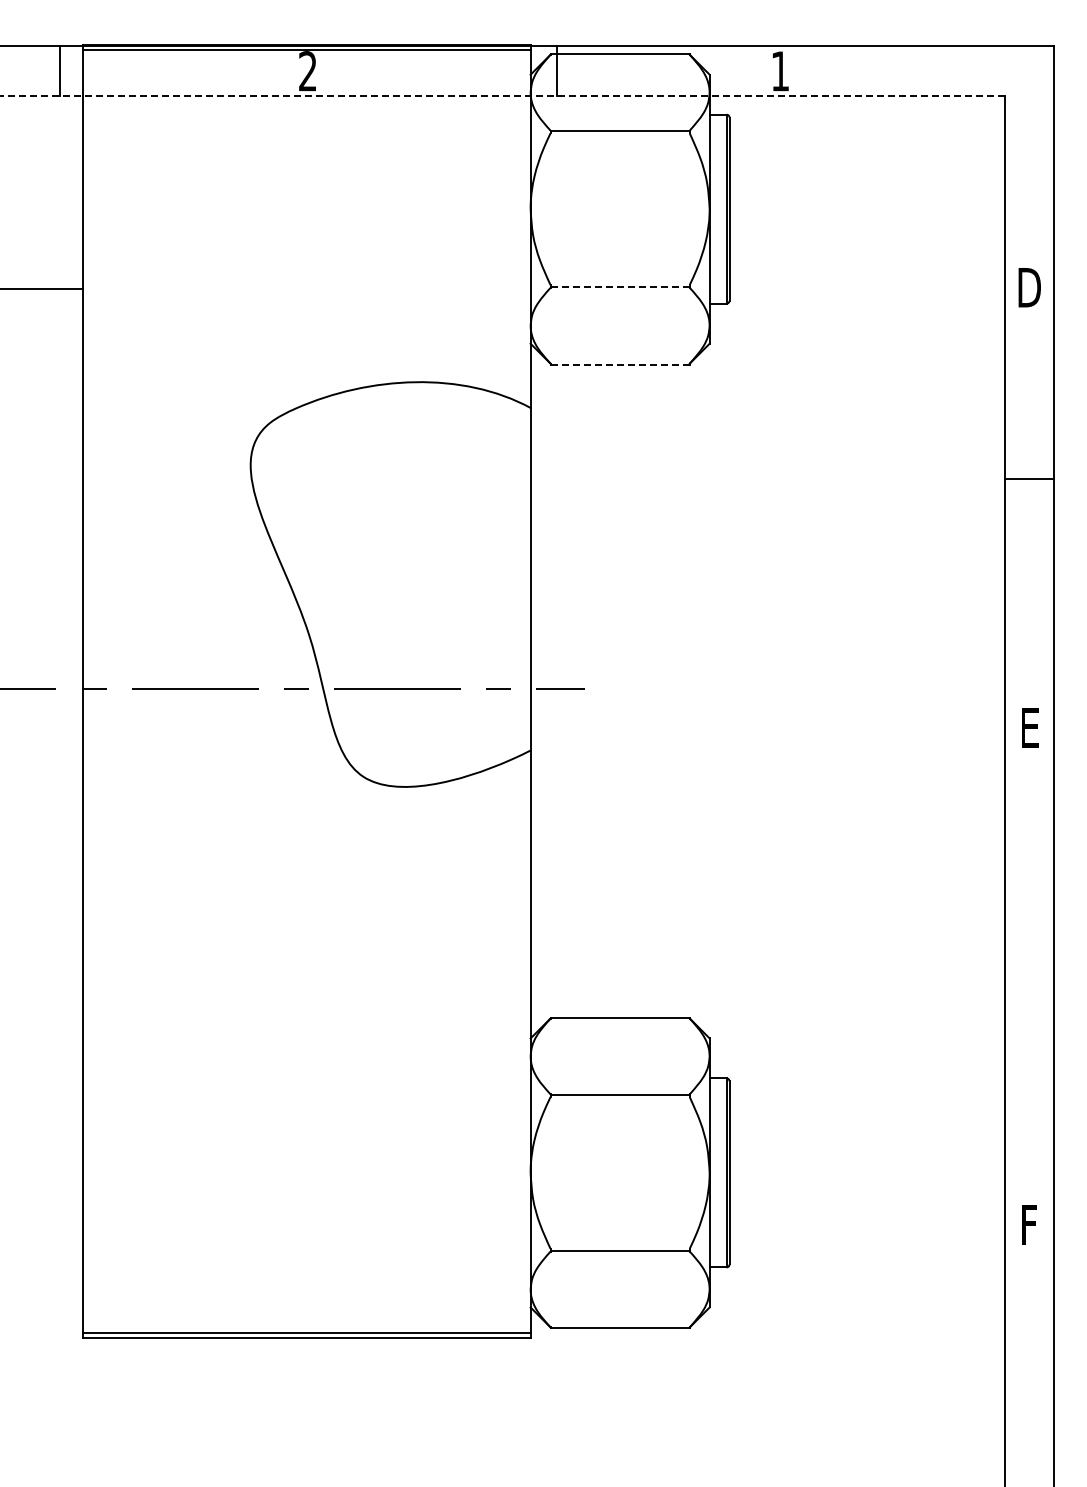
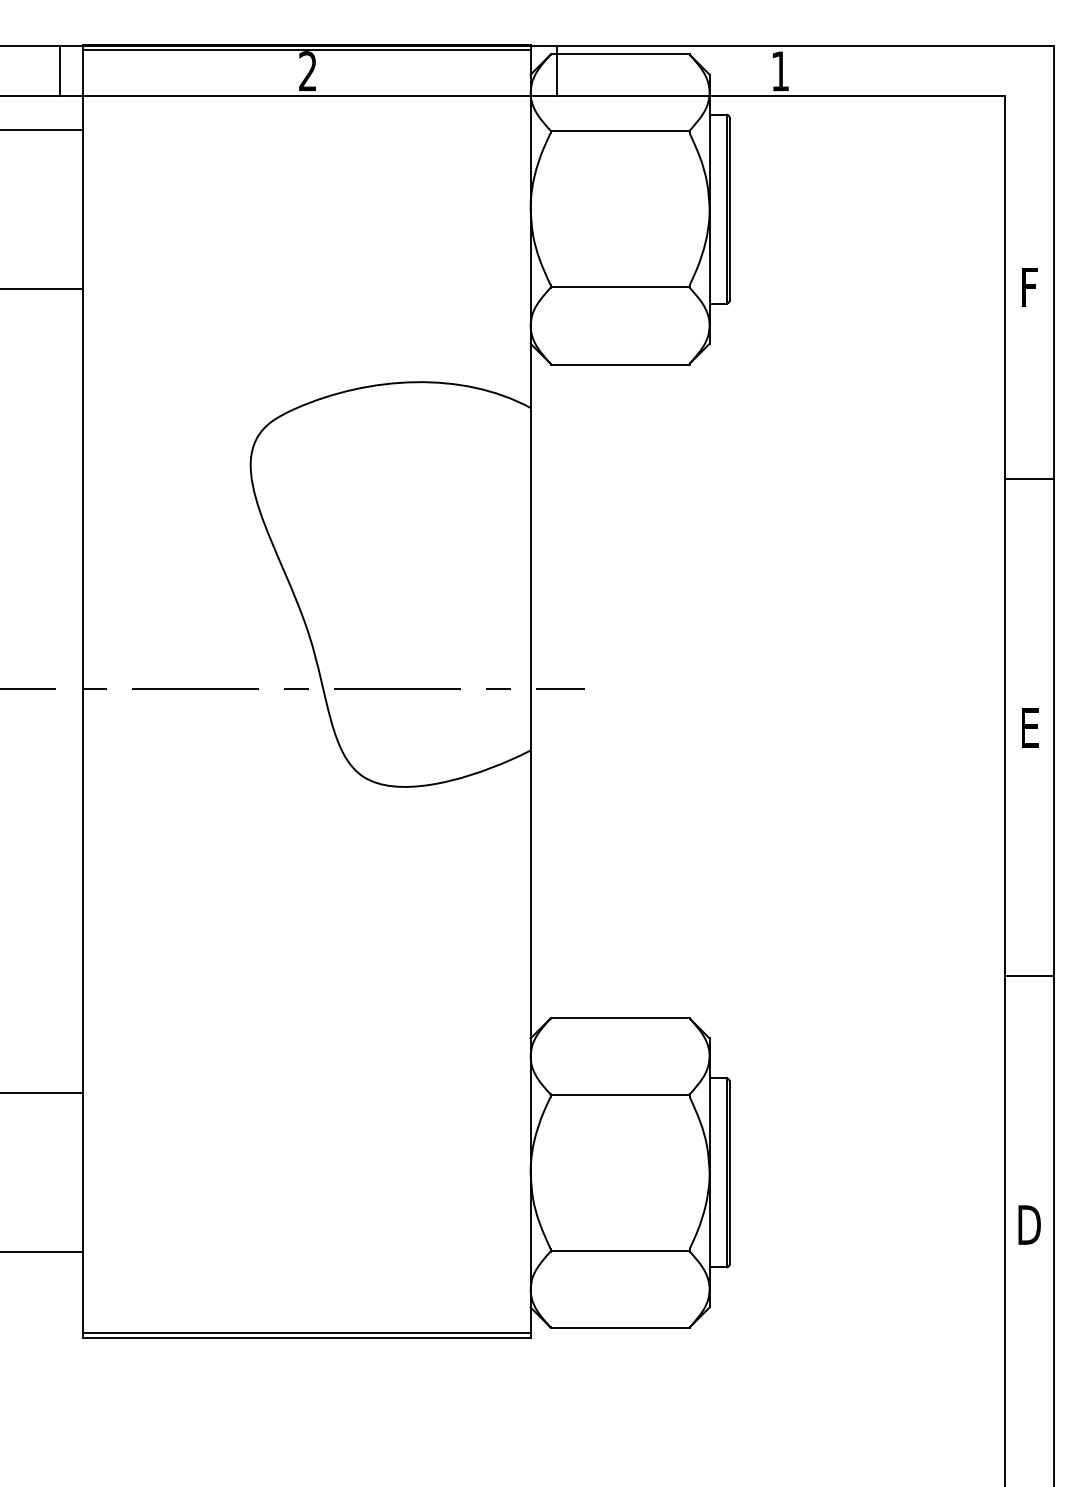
line: dashed -> solid (502, 96)
line: none -> present (42, 129)
line: dashed -> solid (620, 286)
text: D -> F (1029, 287)
line: dashed -> solid (620, 364)
line: none -> present (1029, 976)
line: none -> present (42, 1093)
text: F -> D (1029, 1224)
line: none -> present (42, 1252)
